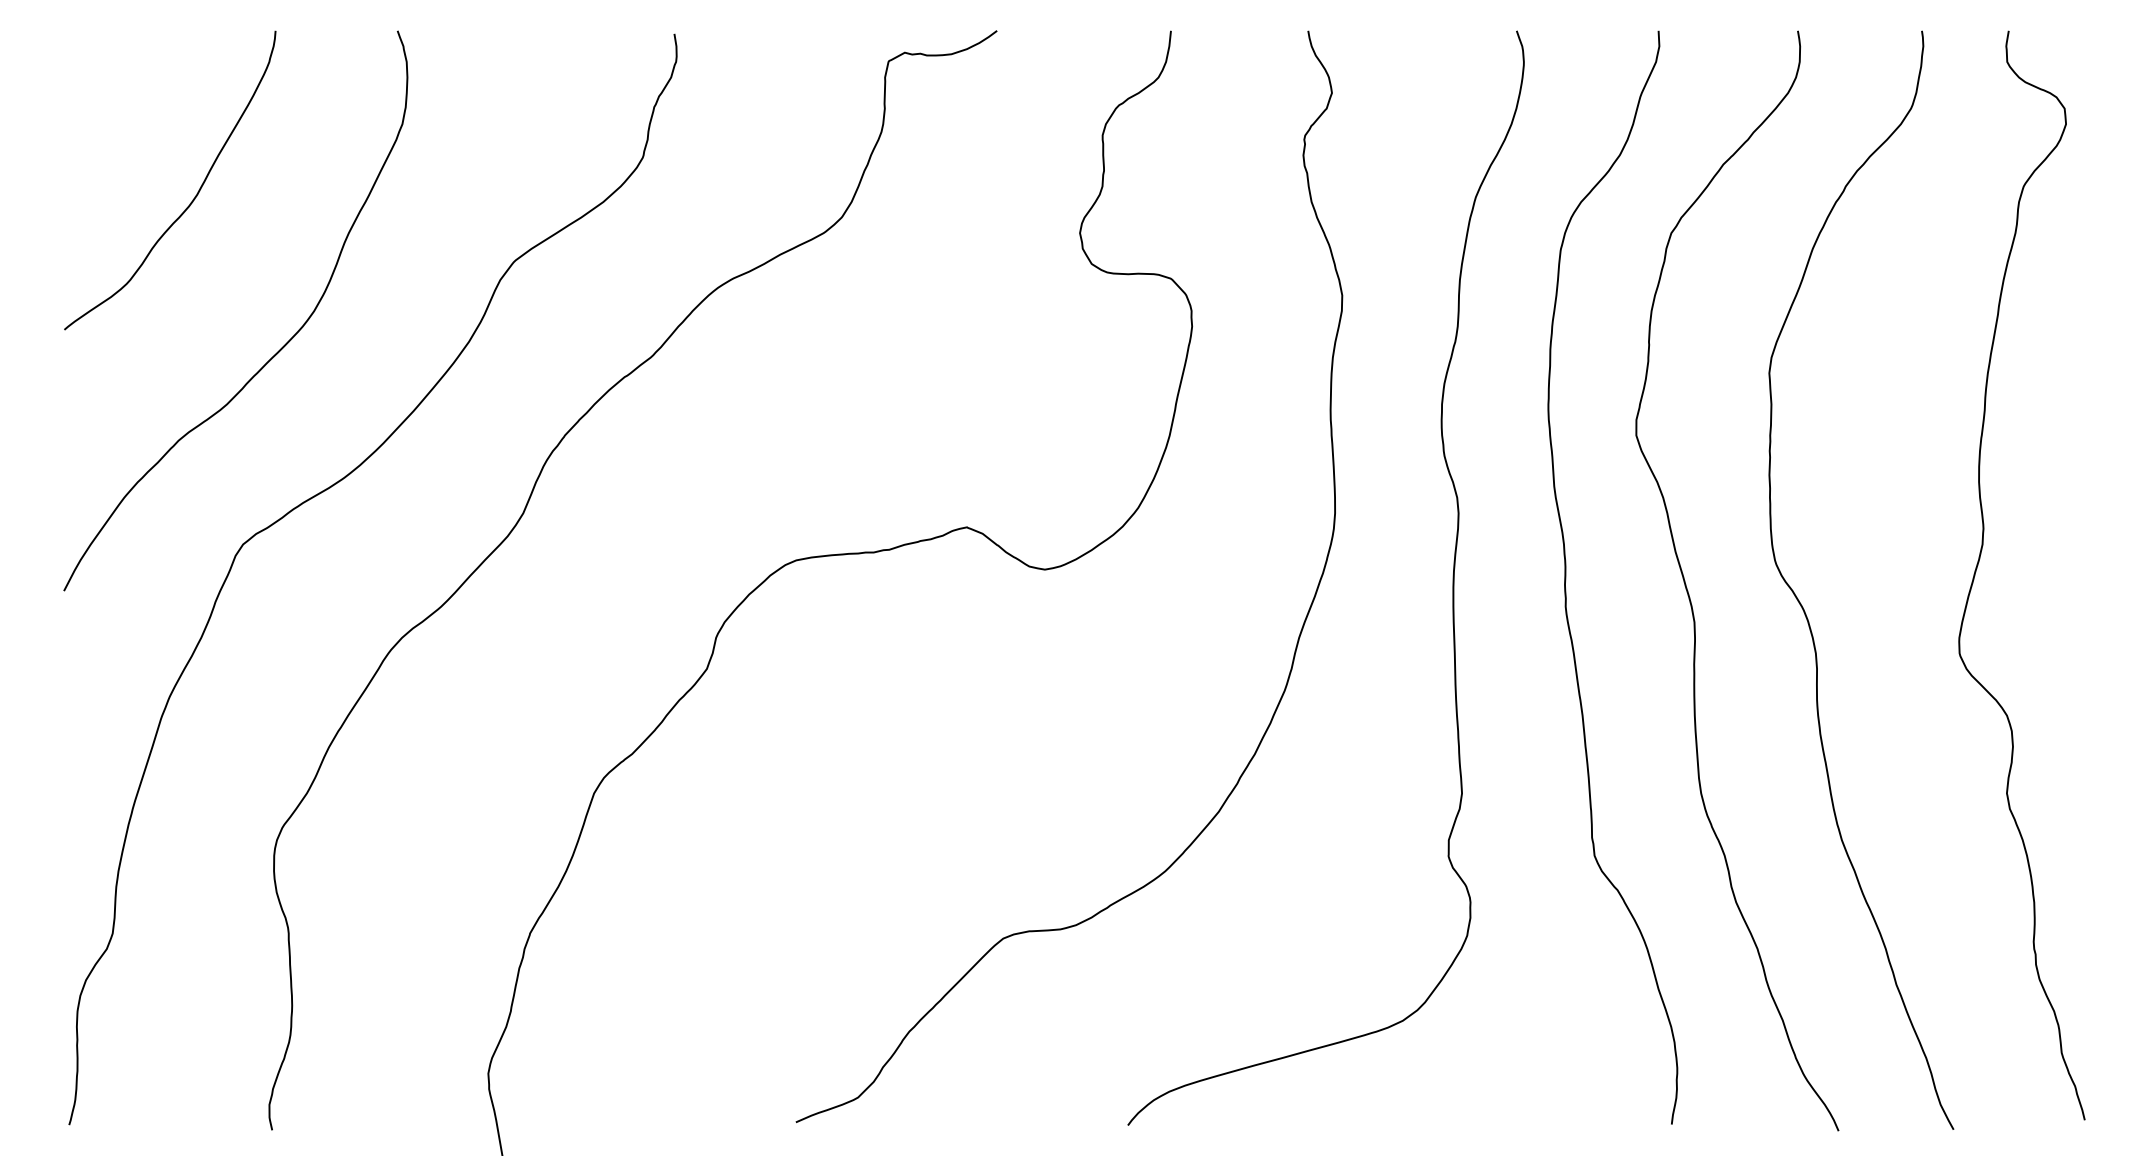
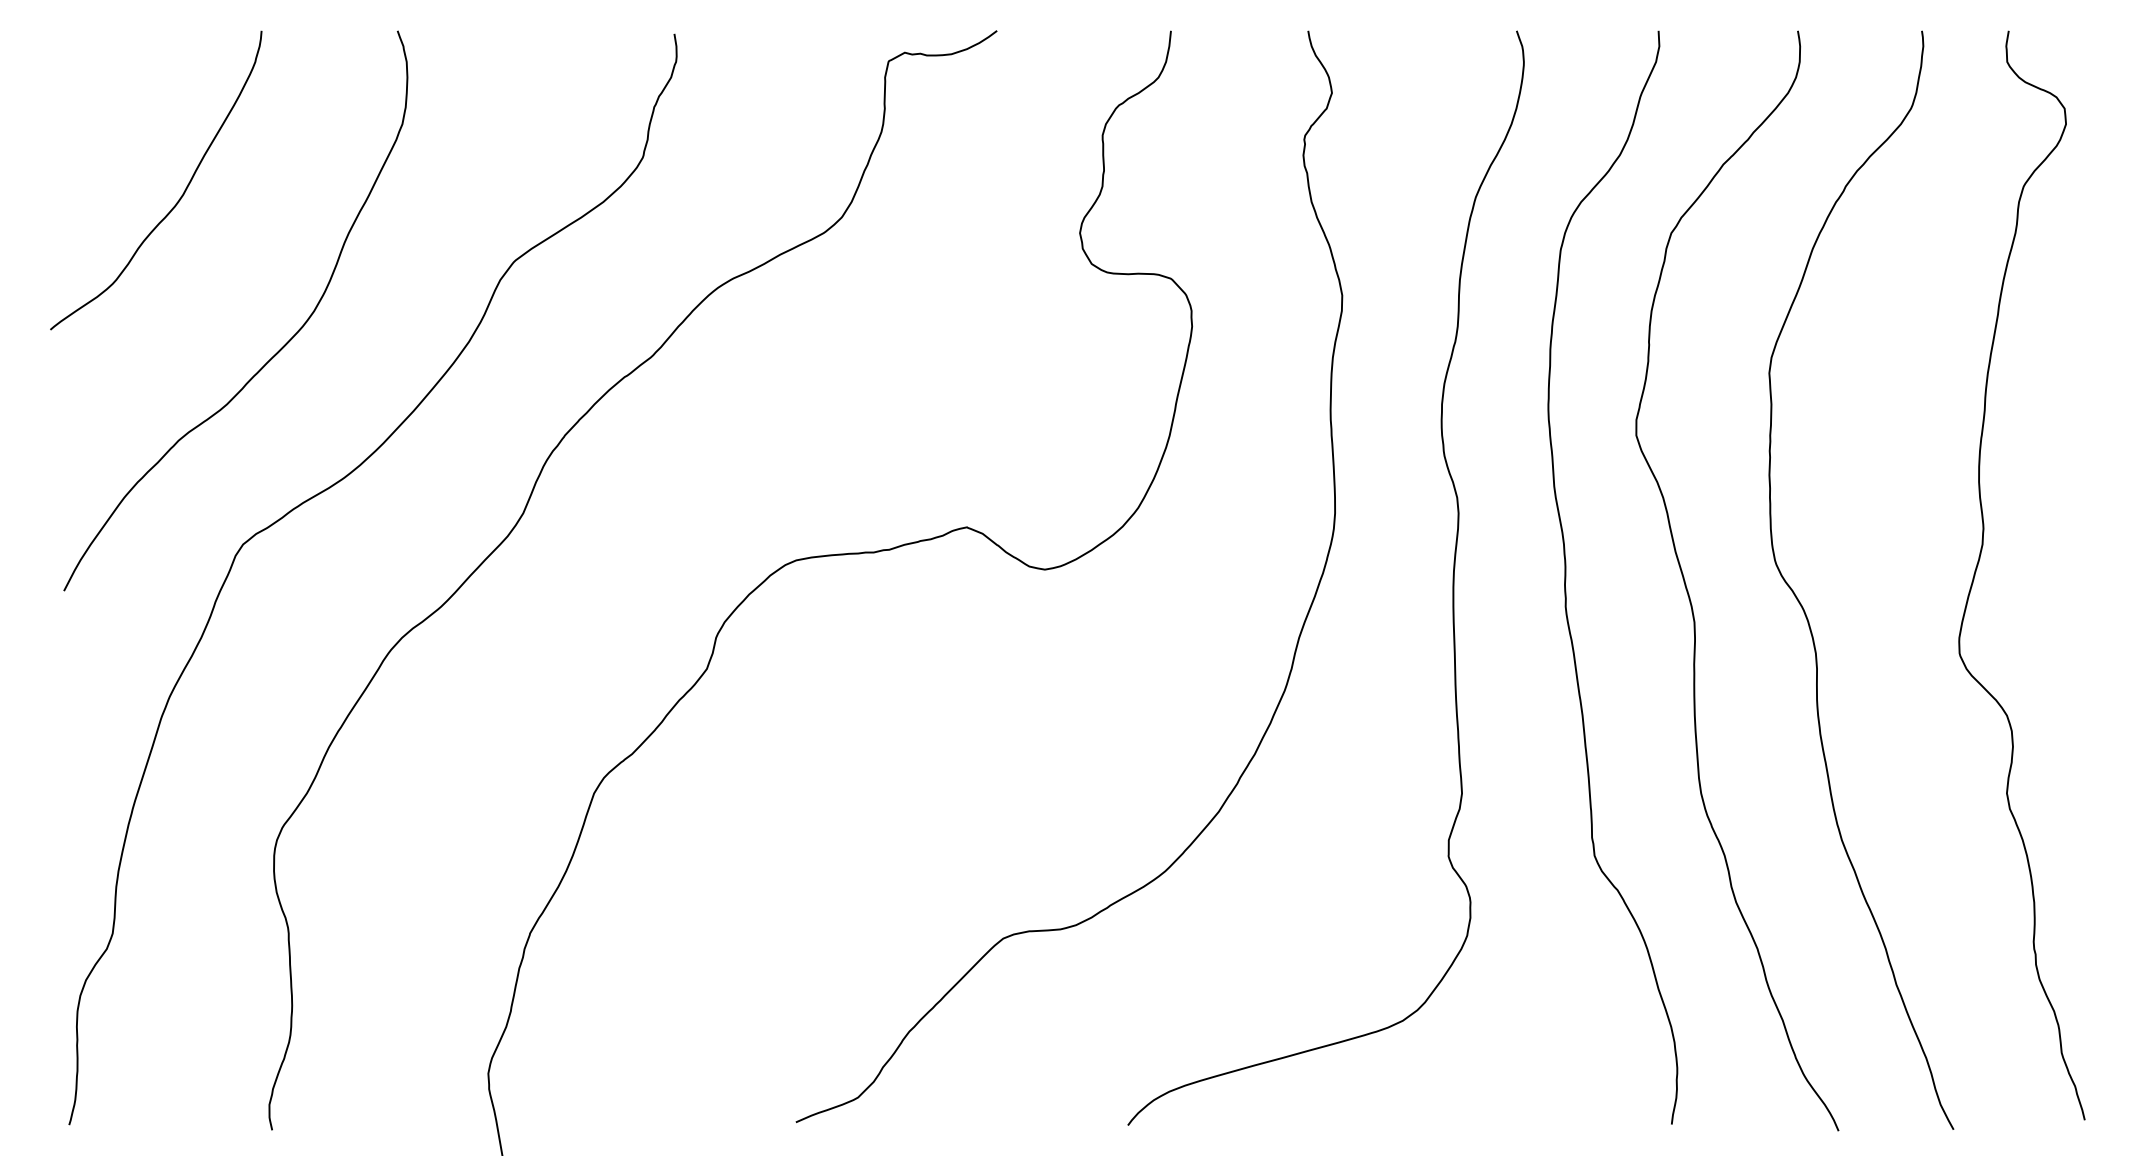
curve position: (194, 196) -> (180, 196) (180, 196)
